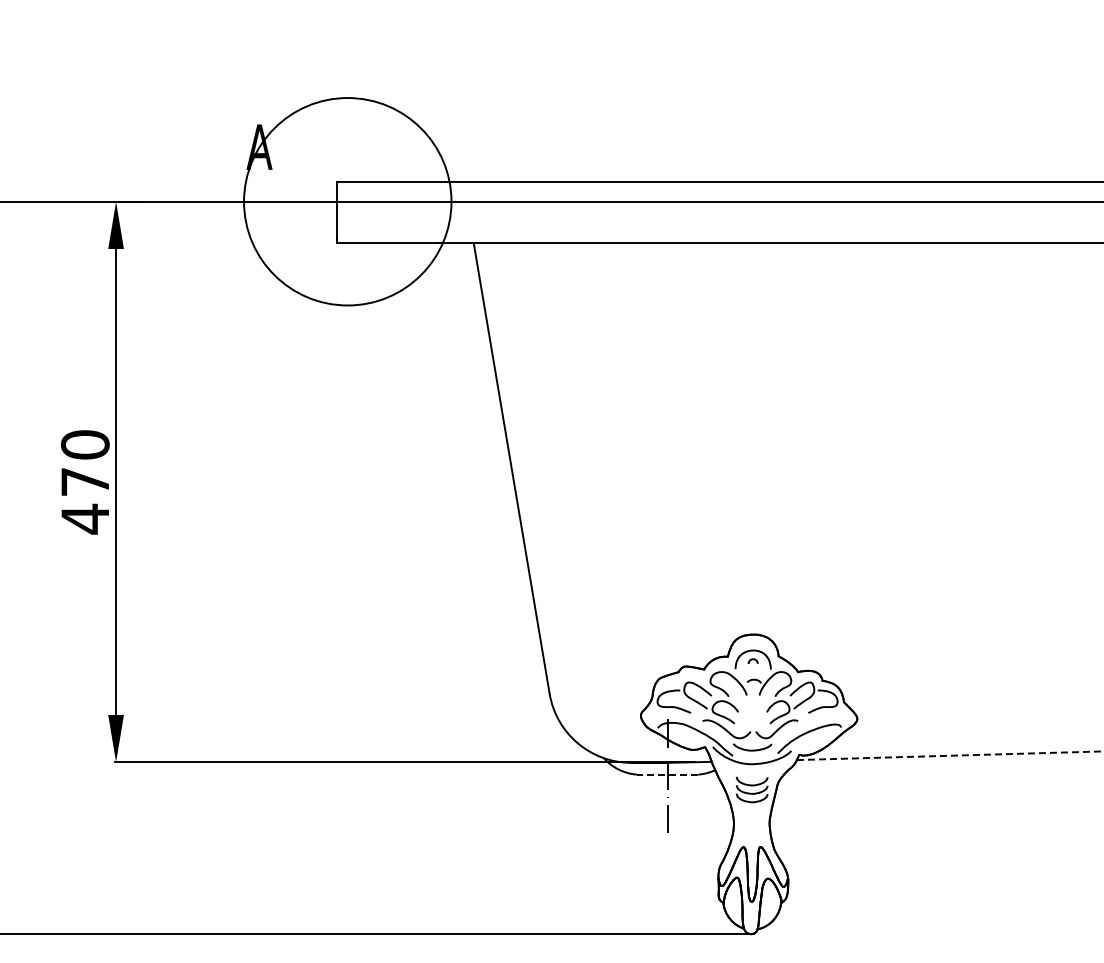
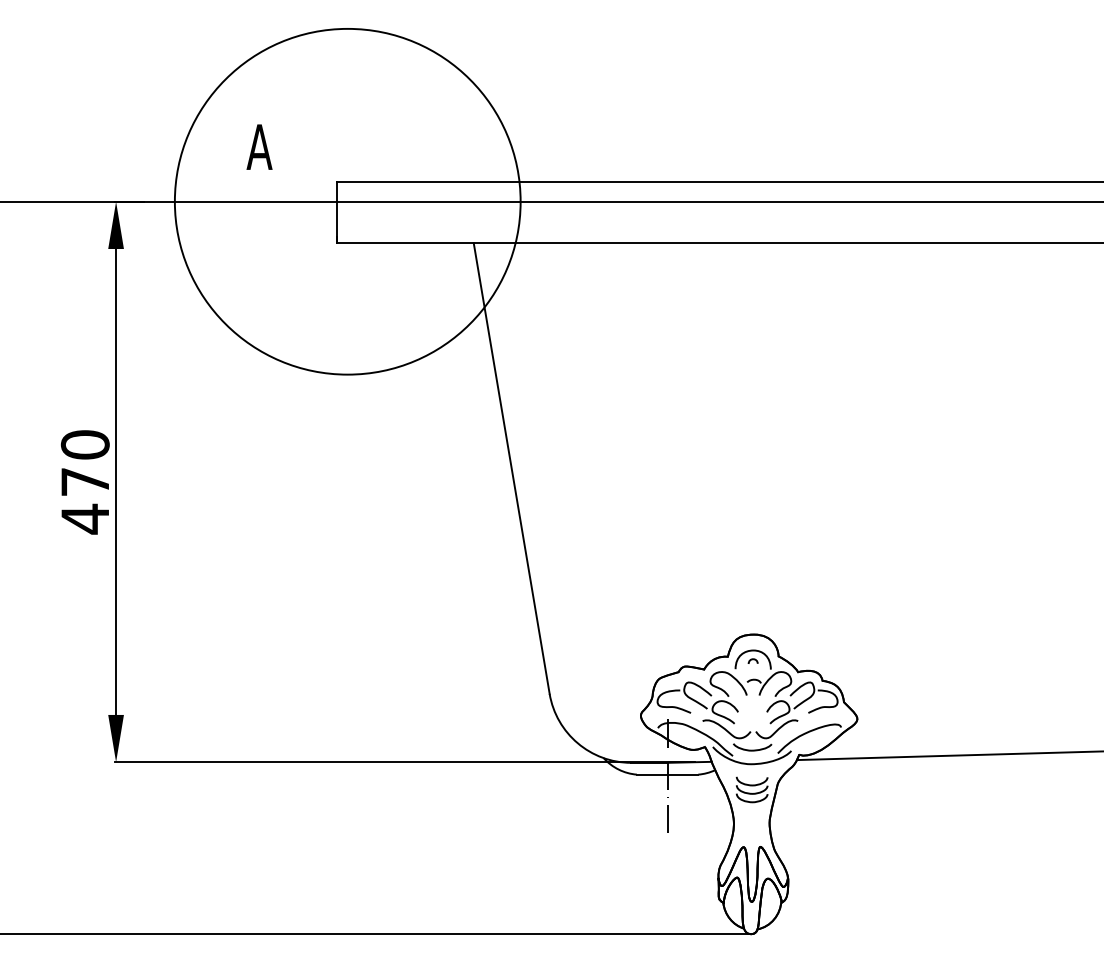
circle diameter: 207 px -> 346 px (347, 201)
line: dashed -> solid (950, 755)
line: dashed -> solid (667, 774)
